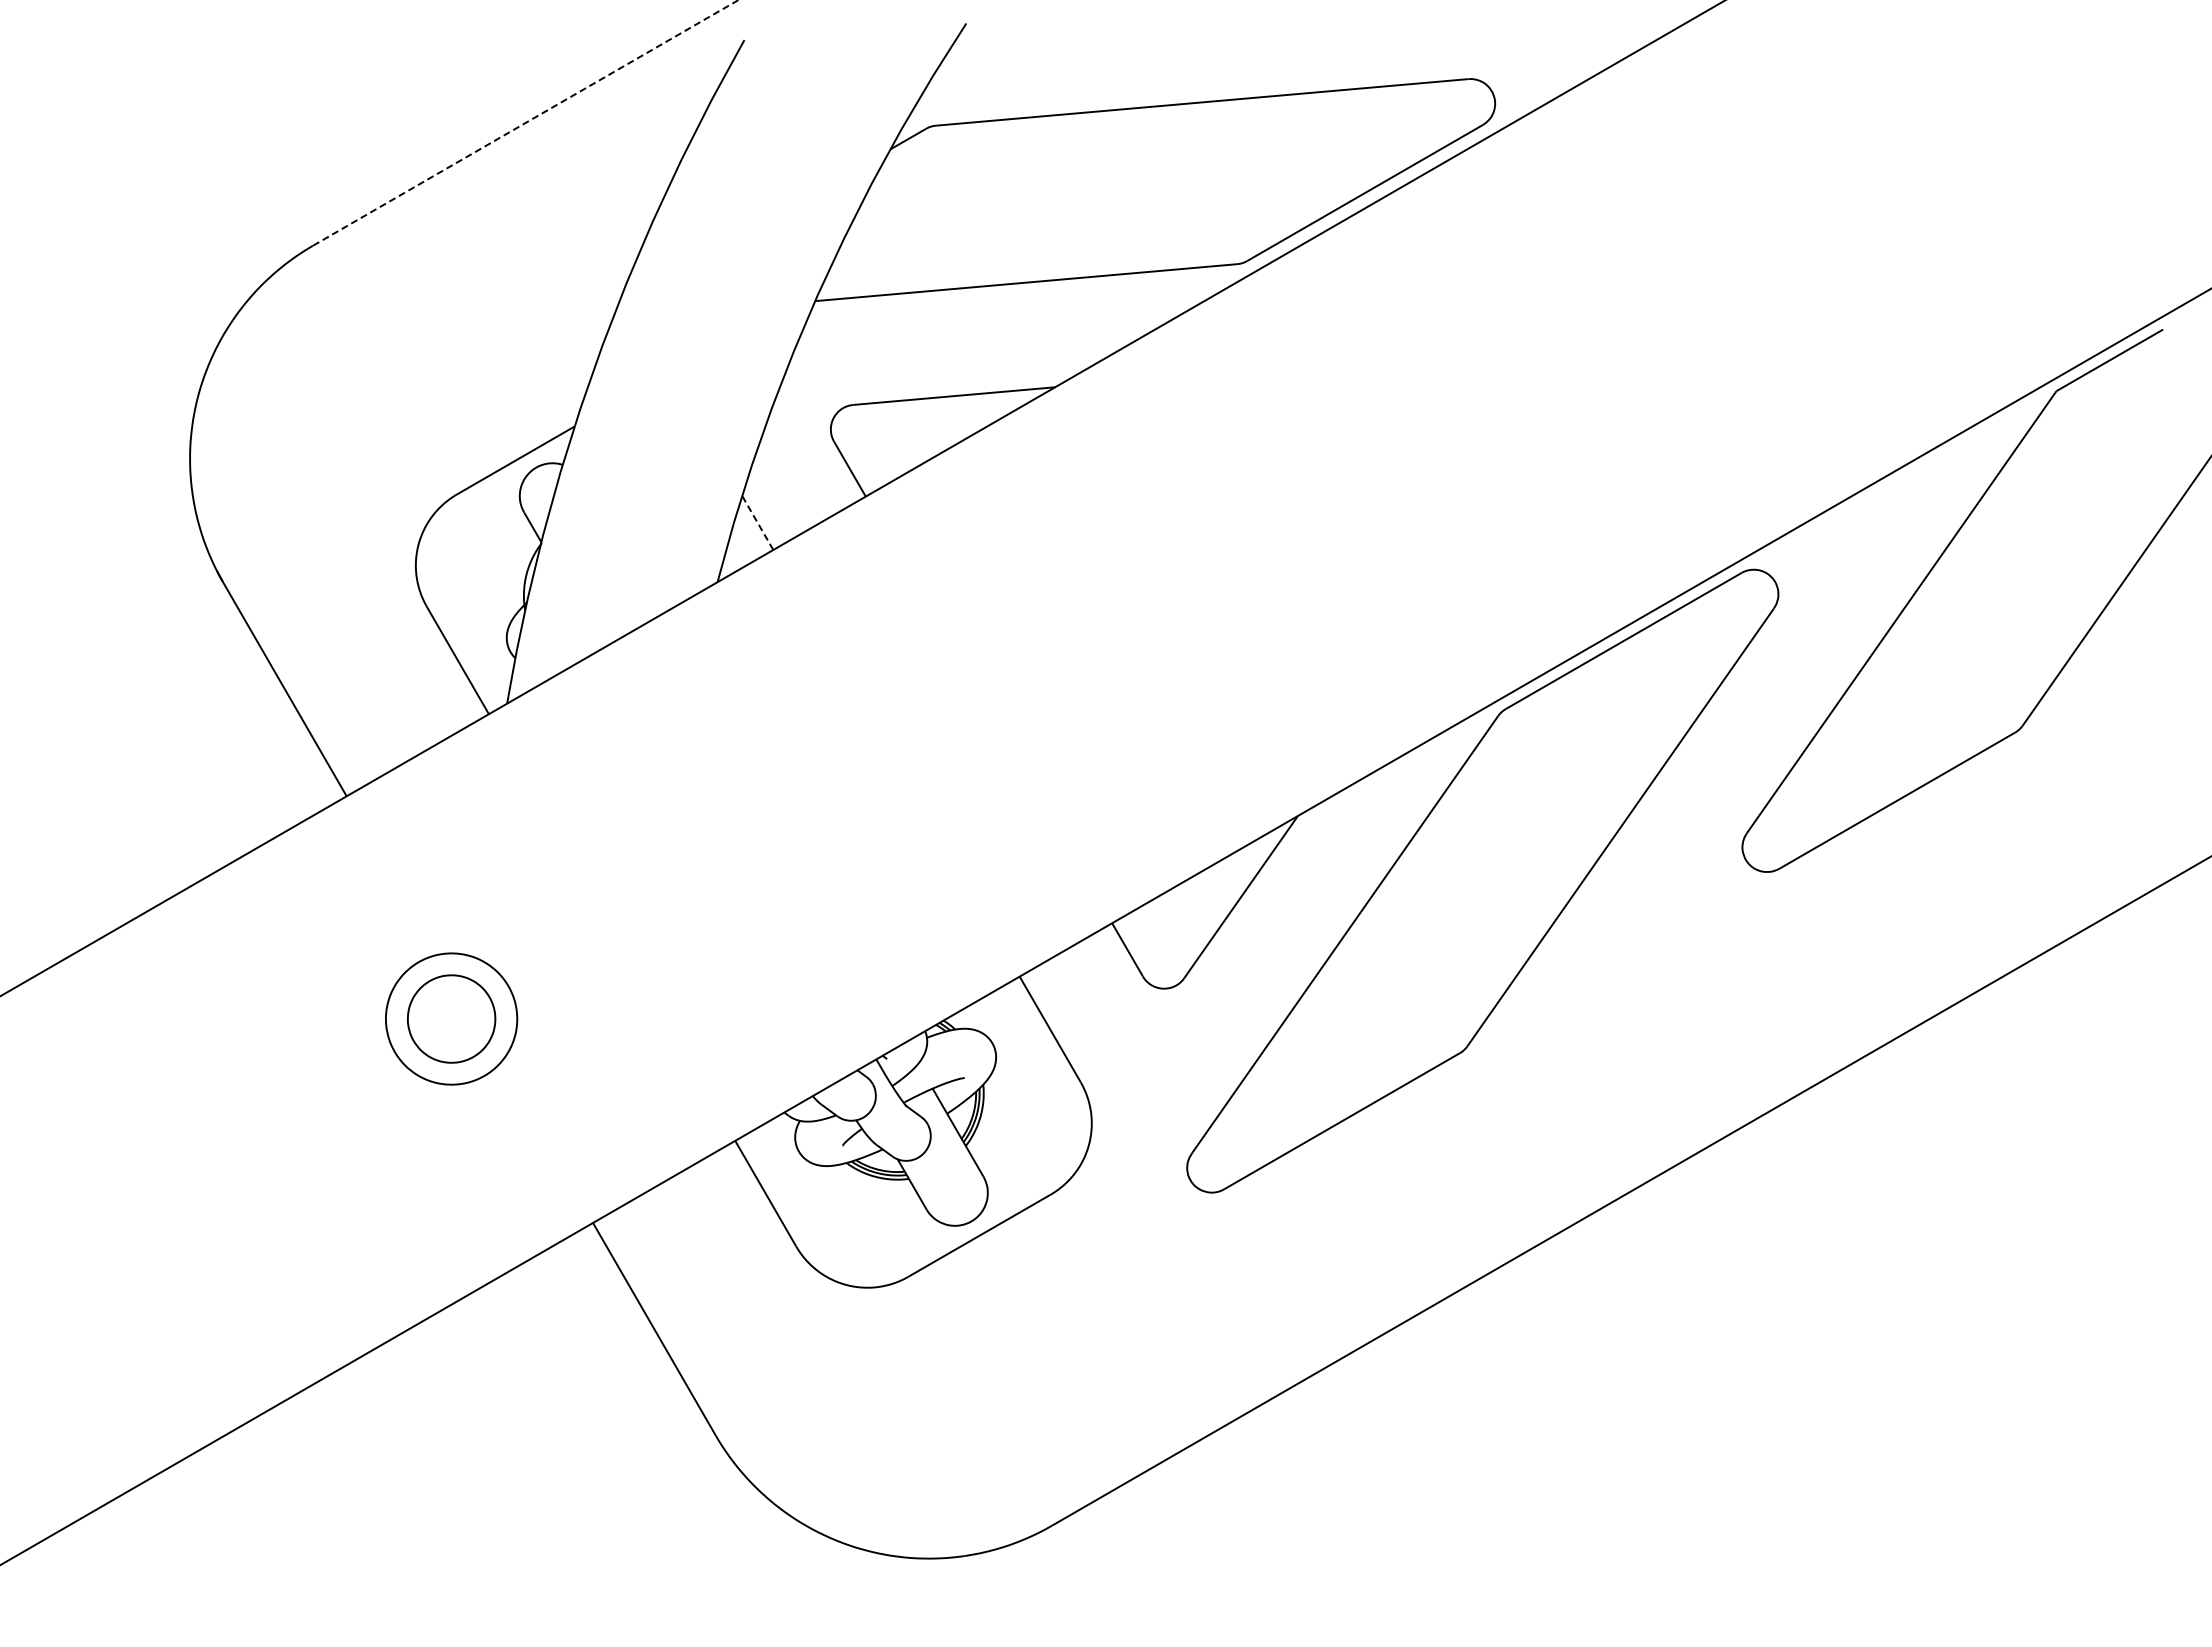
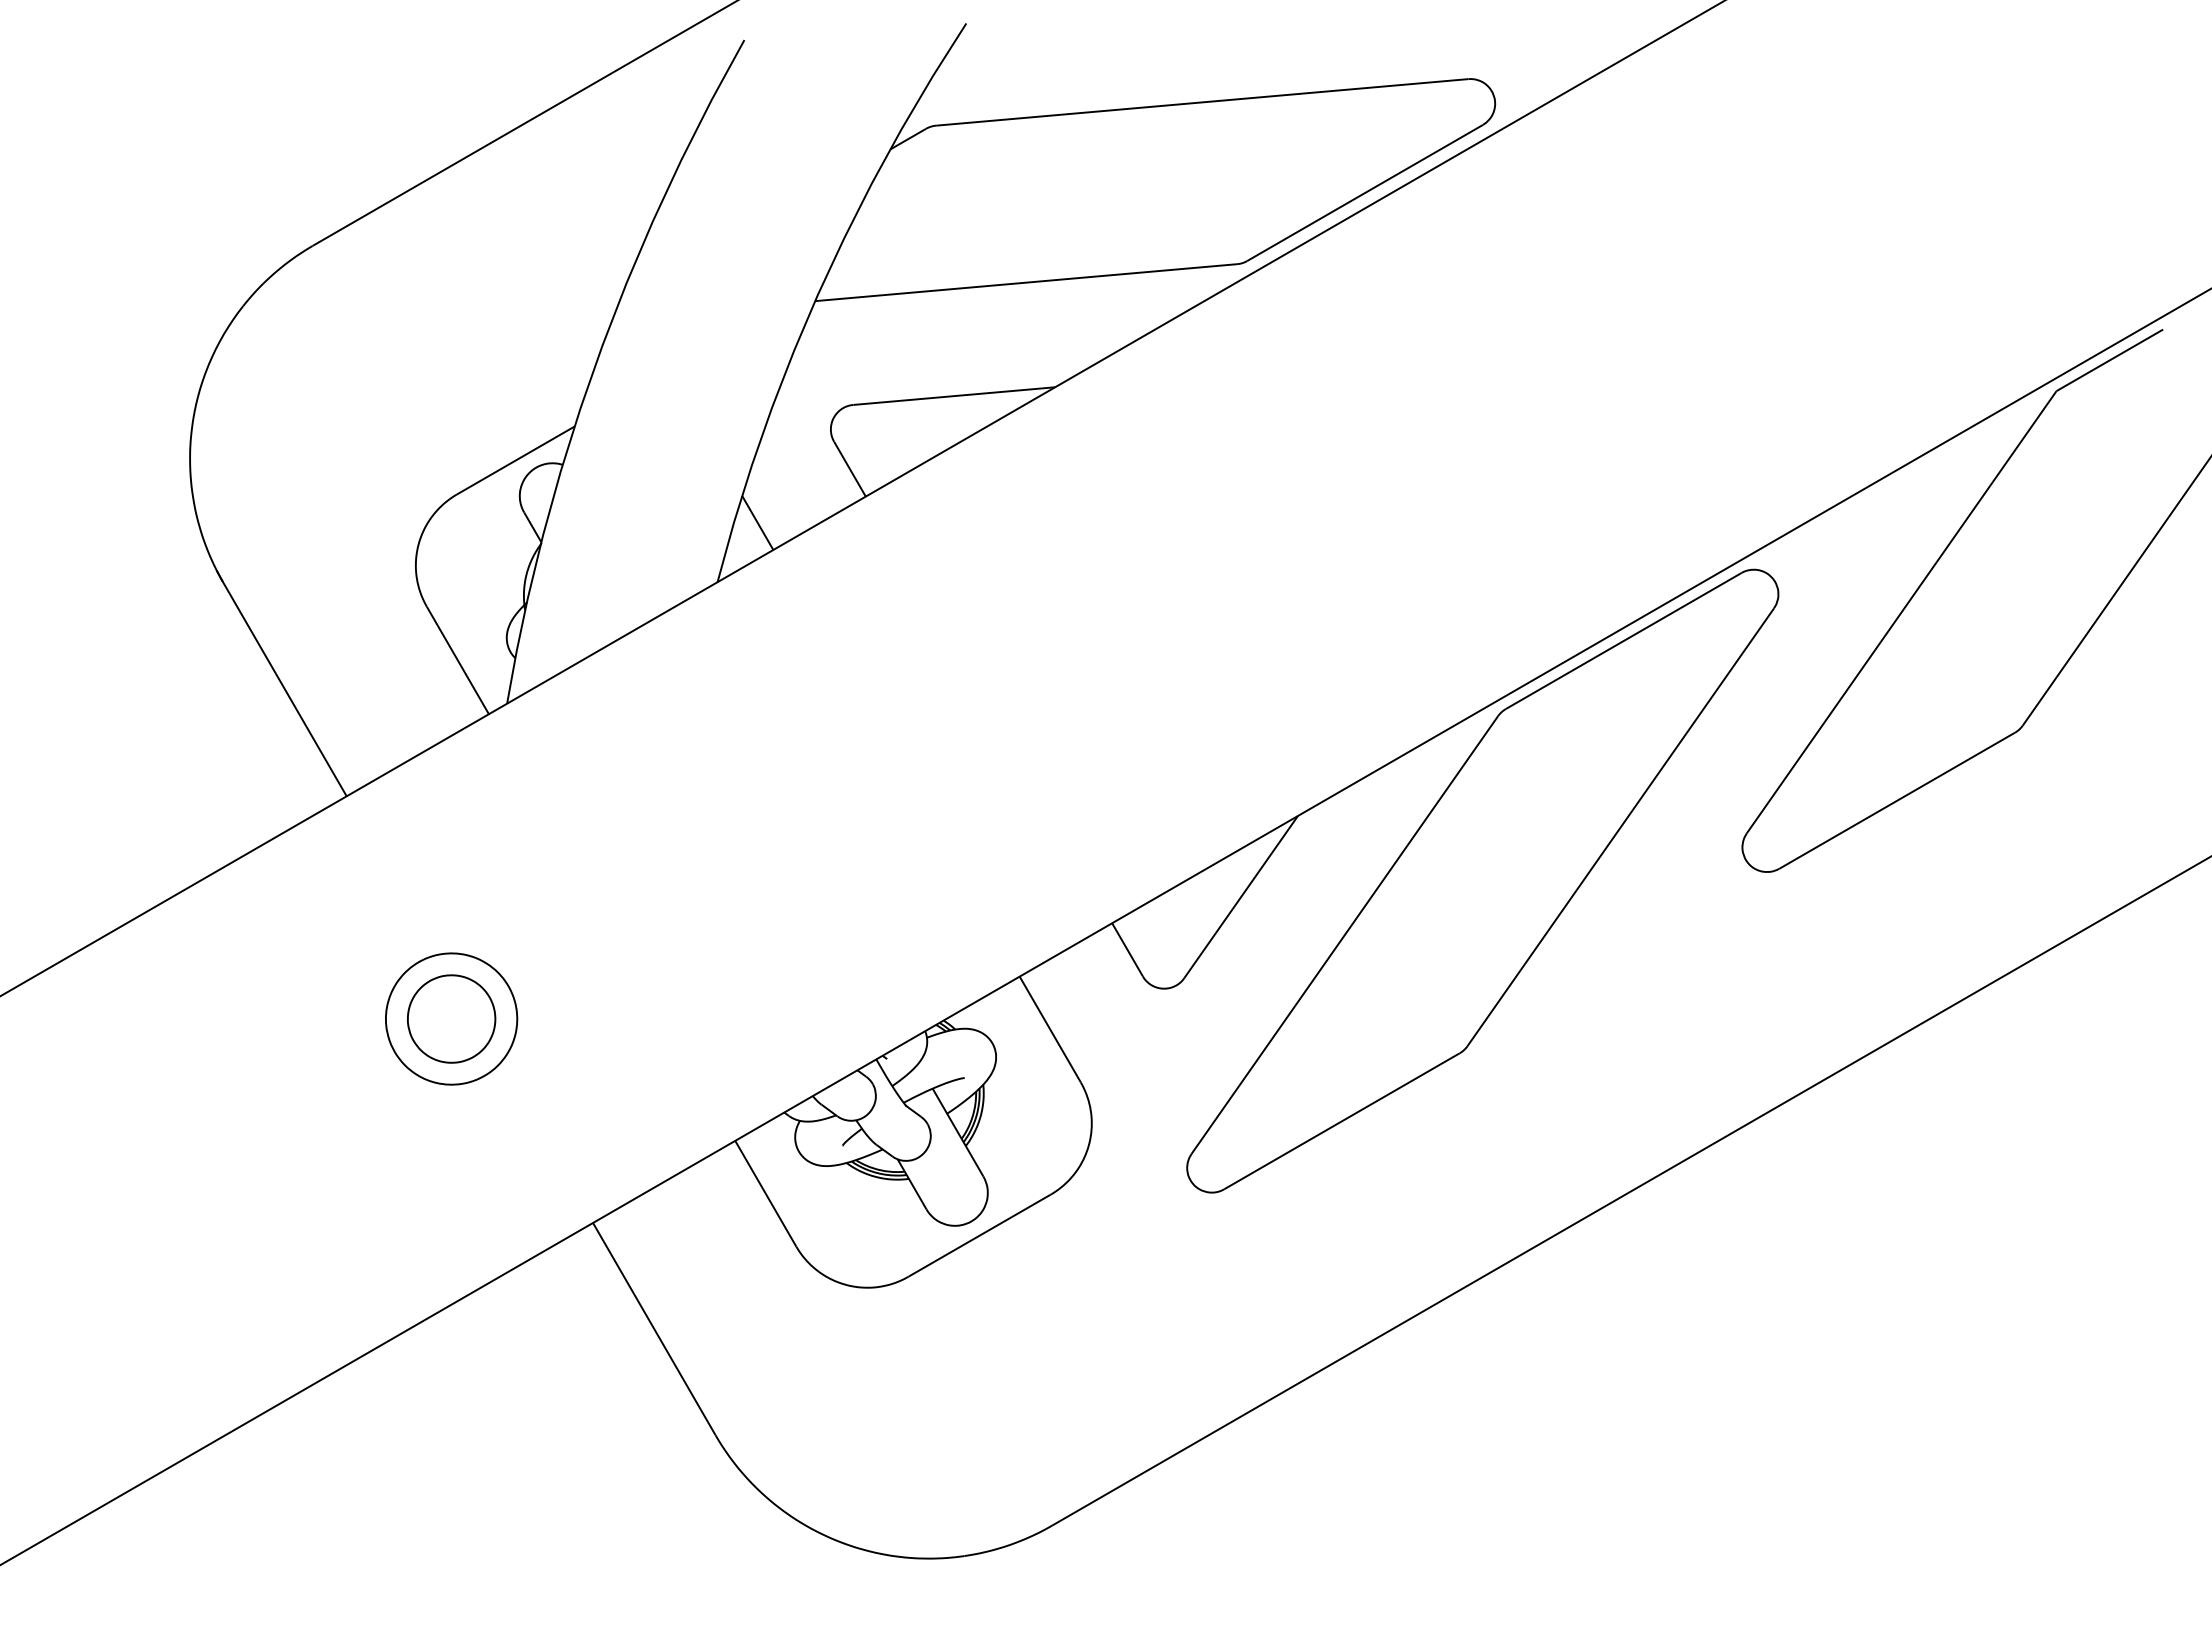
line: dashed -> solid (525, 122)
line: dashed -> solid (757, 522)
